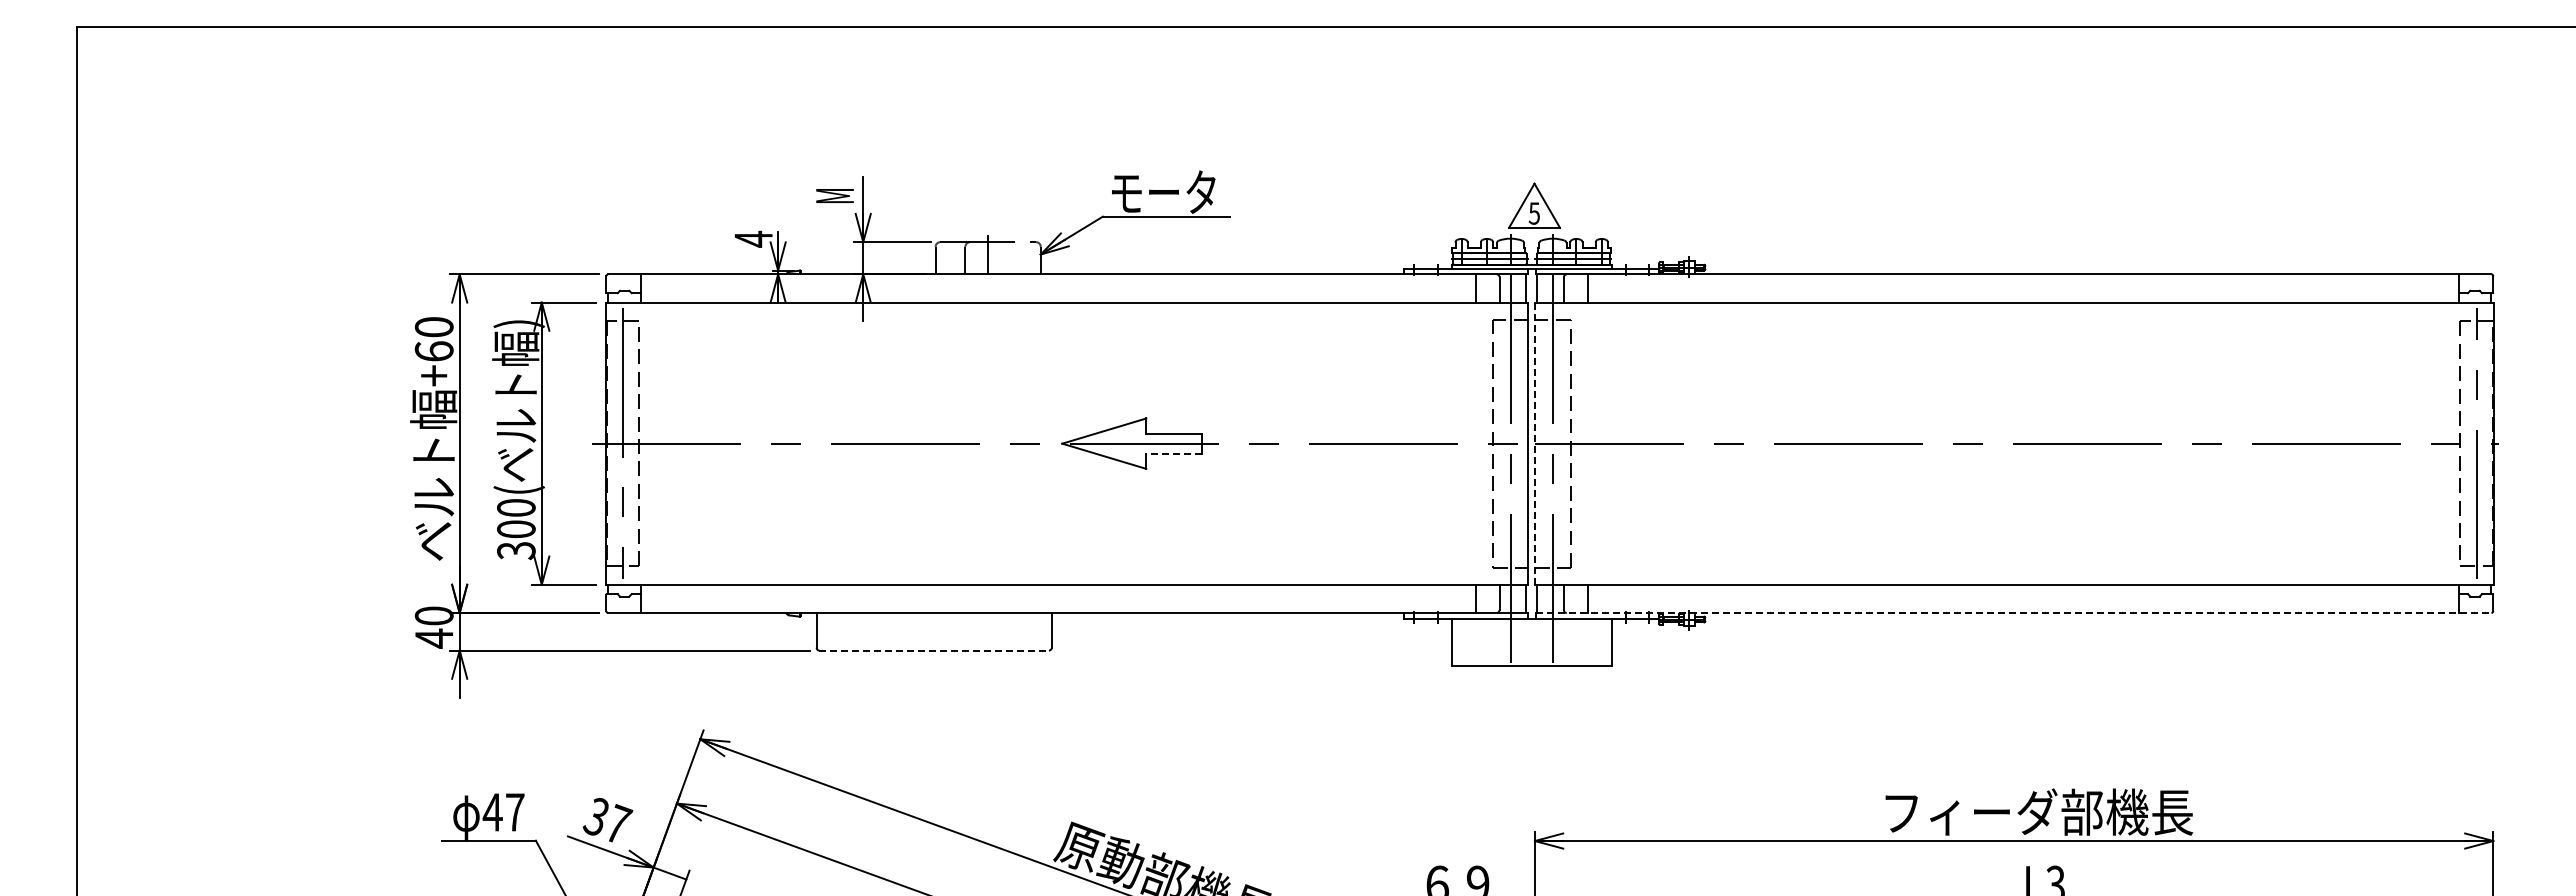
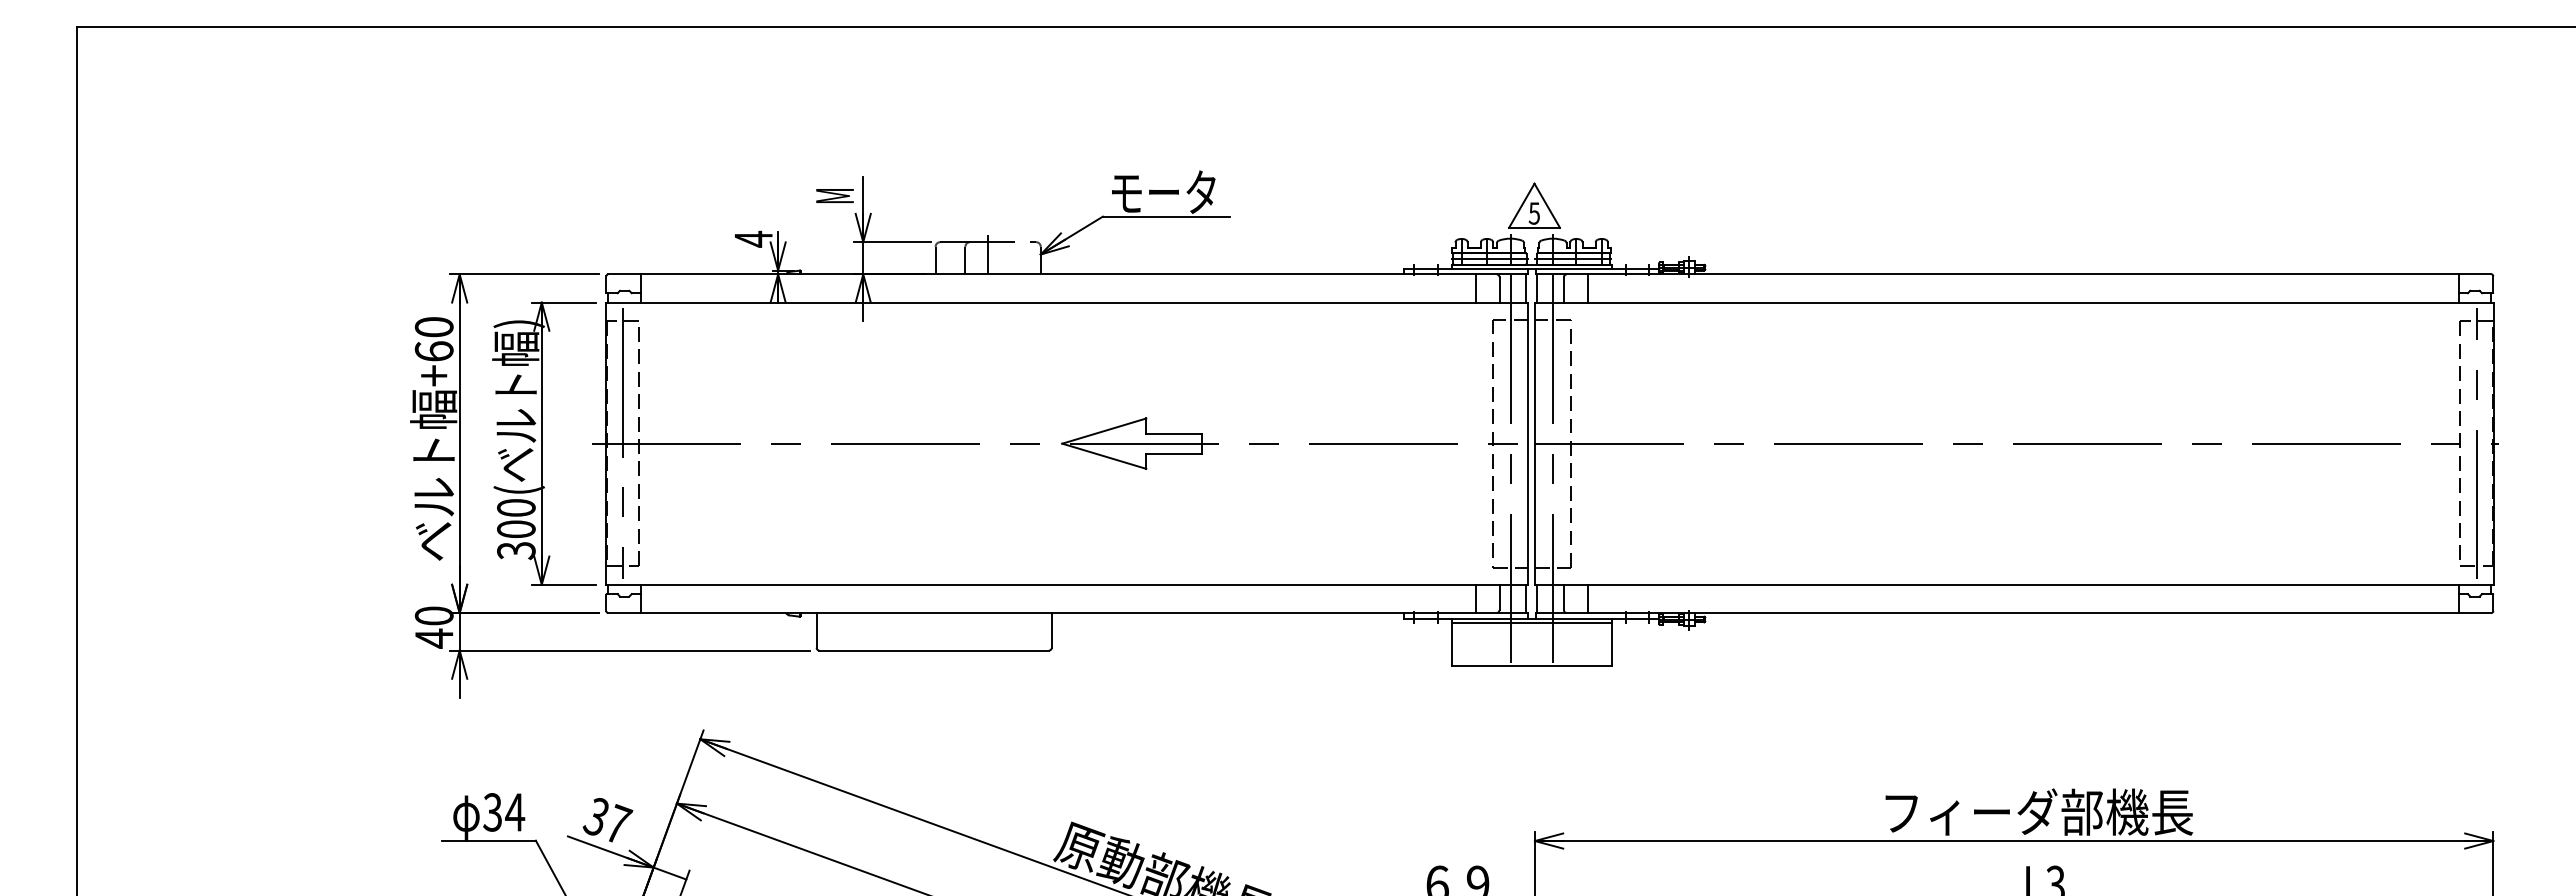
line: dashed -> solid (1534, 444)
line: dashed -> solid (1173, 453)
line: dashed -> solid (2013, 612)
line: none -> present (1531, 622)
line: dashed -> solid (934, 650)
text: 47 -> 34 (503, 812)
